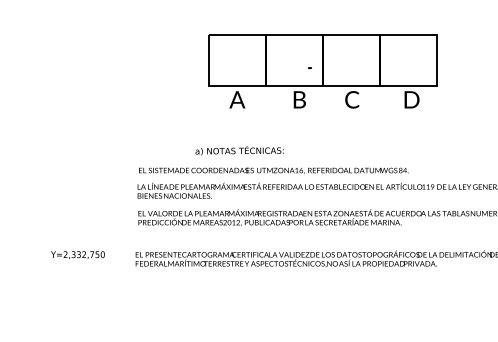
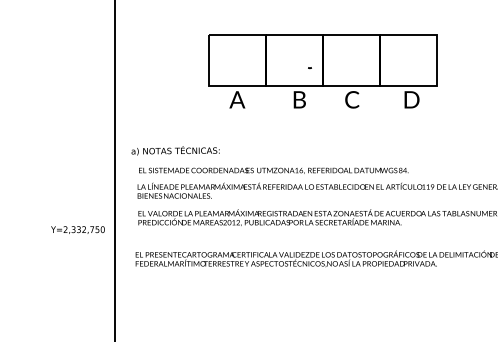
text position: (239, 150) -> (175, 150) (175, 150)
line: none -> present (114, 170)
text position: (77, 254) -> (77, 229) (77, 229)
